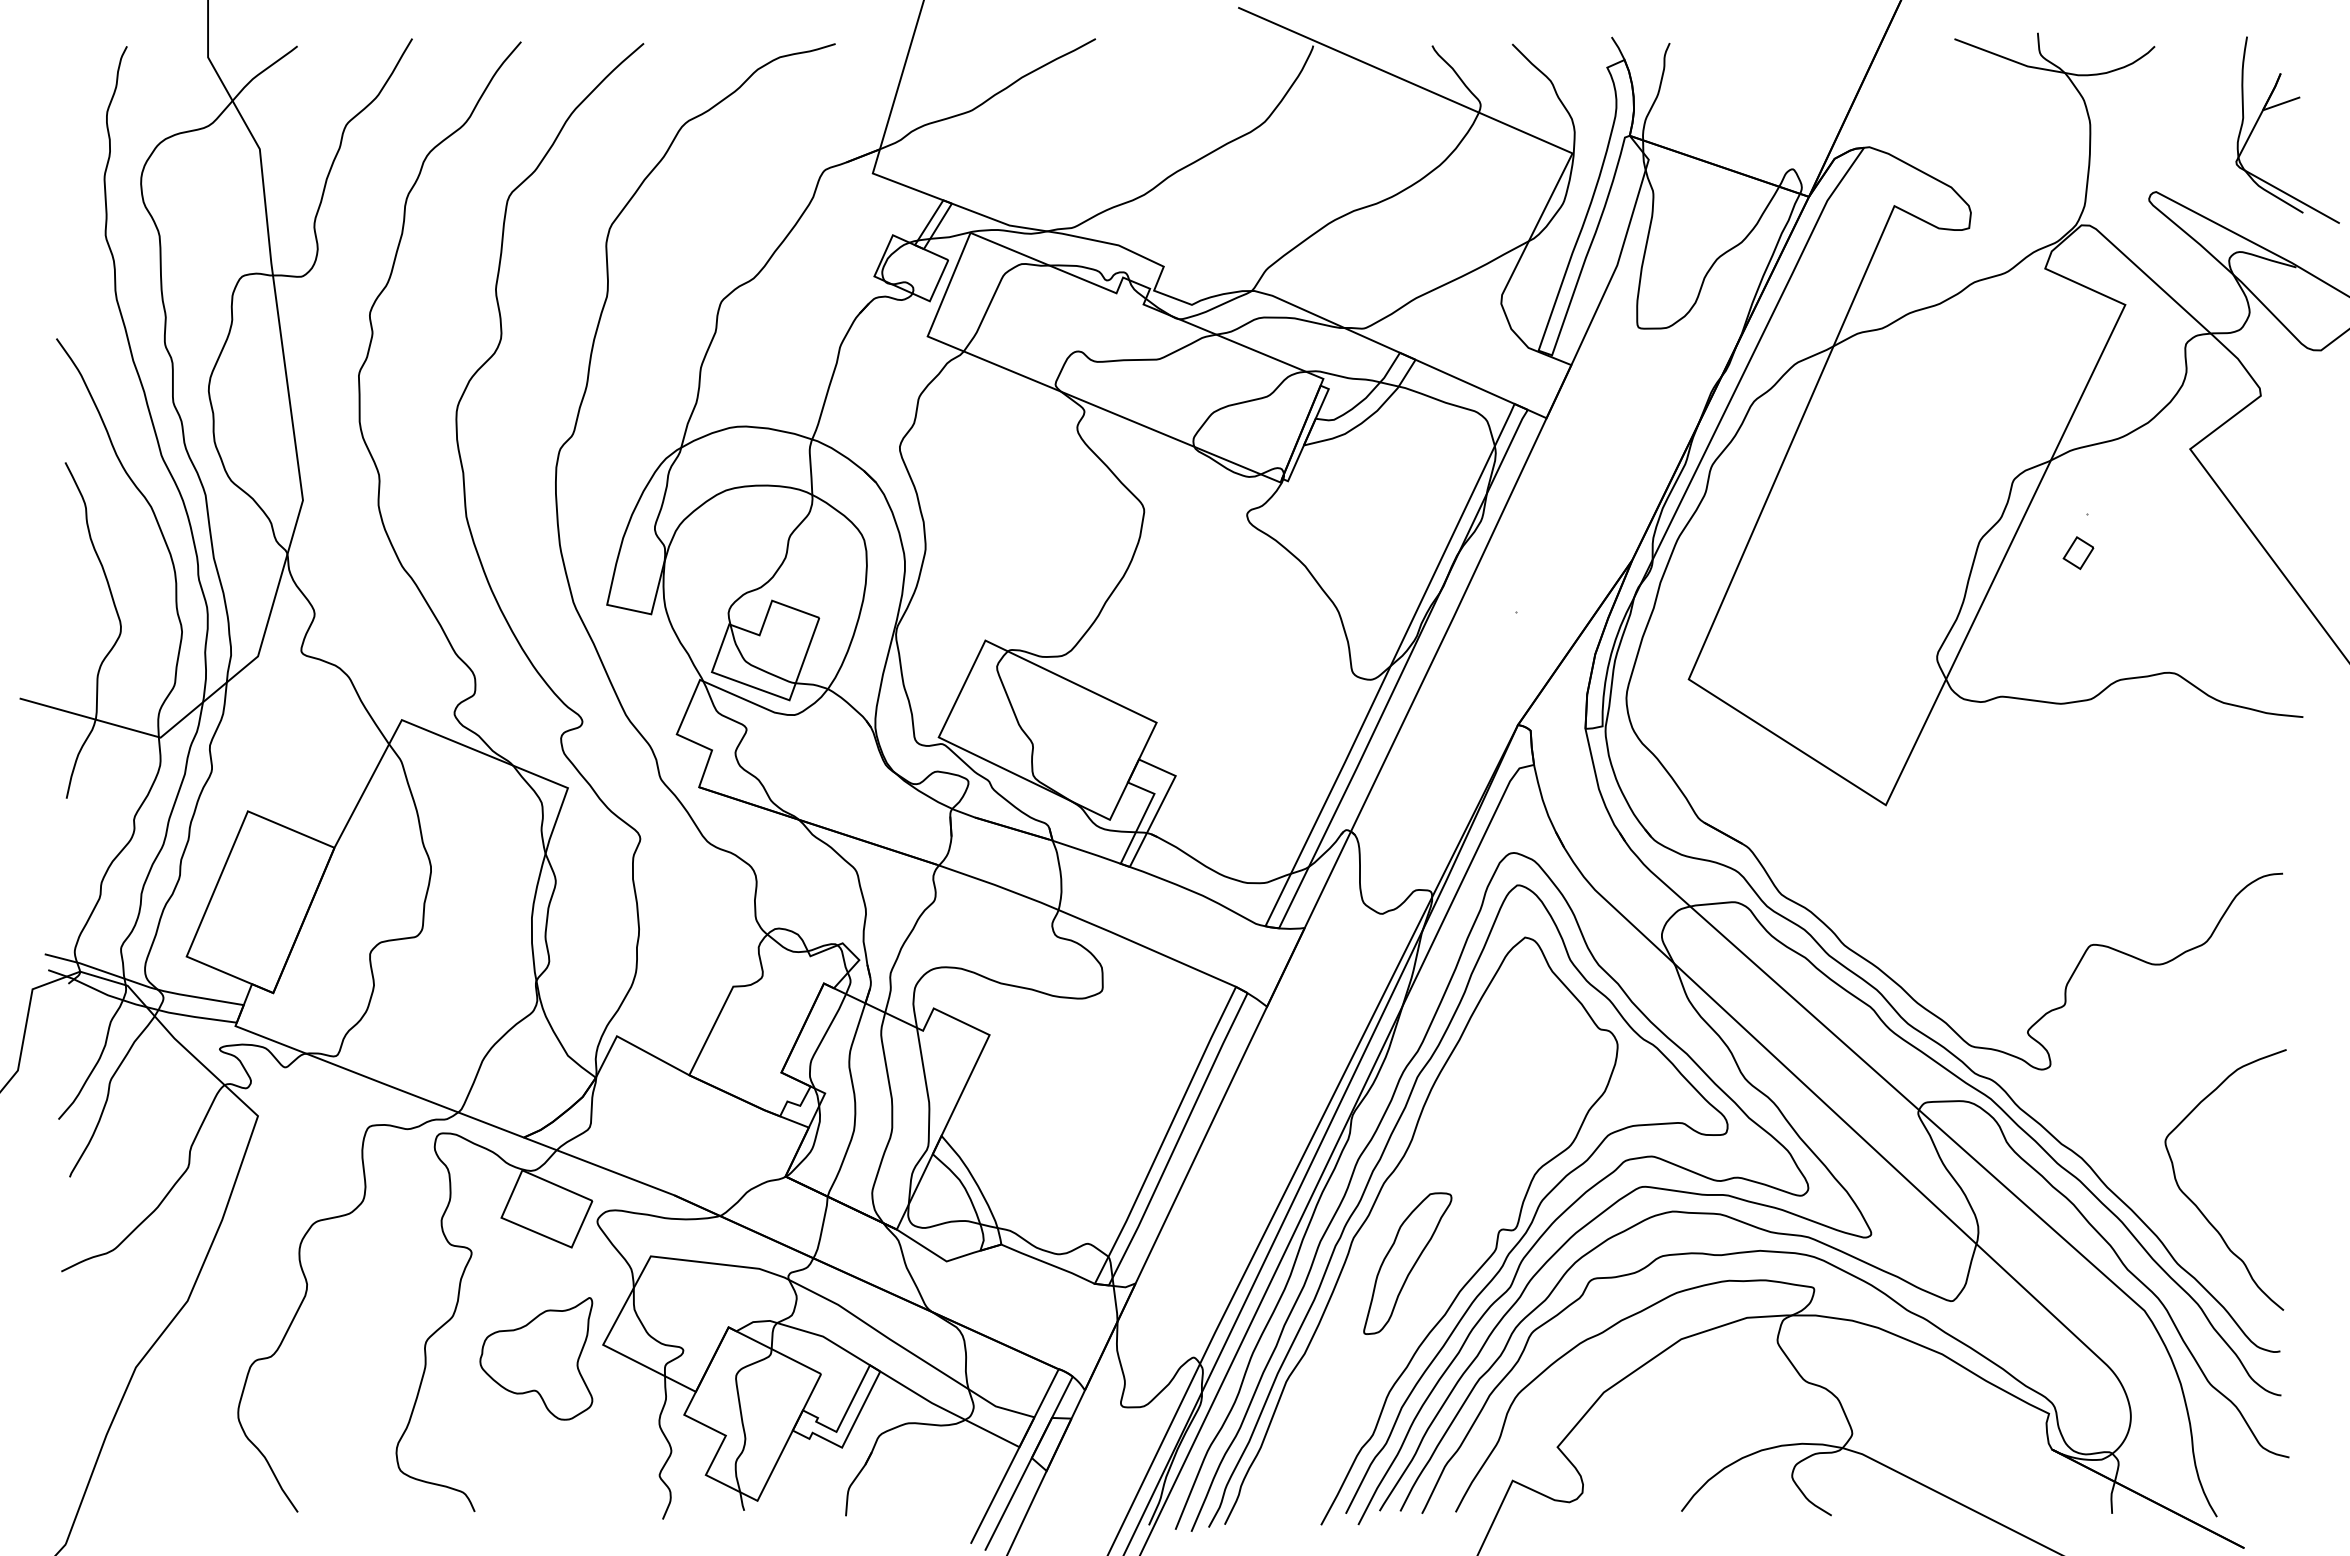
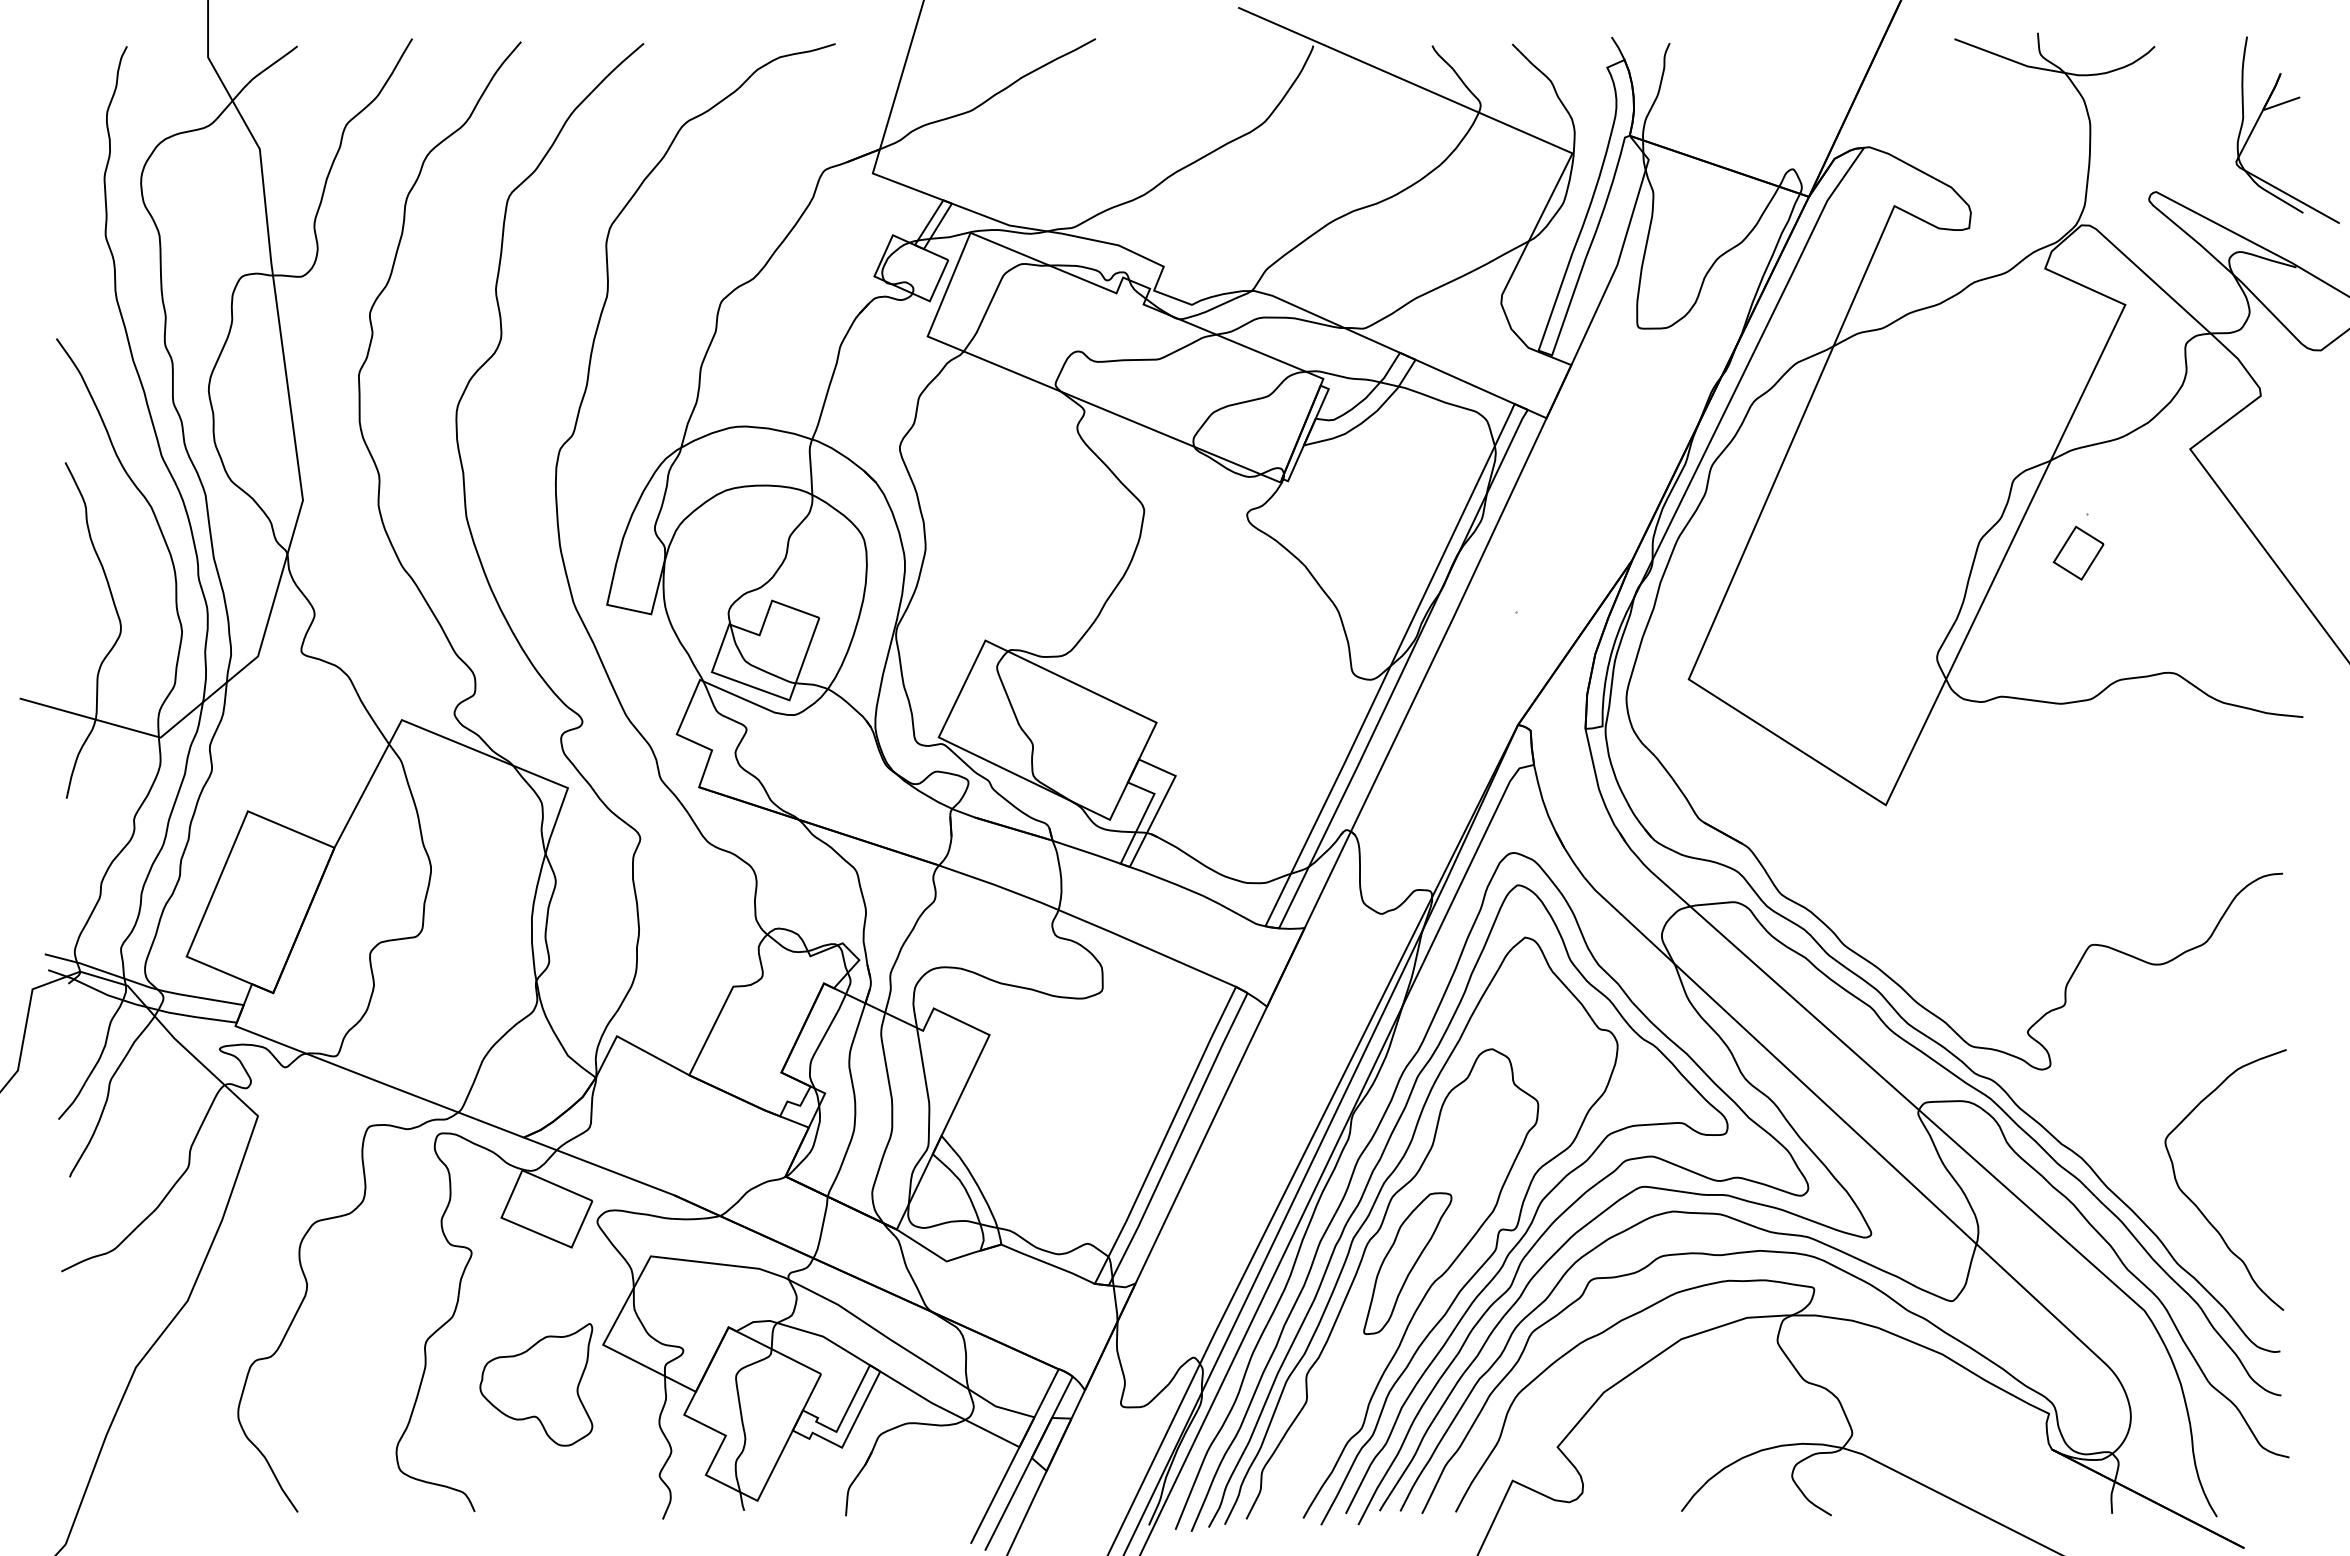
part size: 33x34 px -> 53x56 px (2078, 552)
curve: none -> present (1422, 1297)
part position: (536, 1358) -> (536, 1384) (536, 1384)
